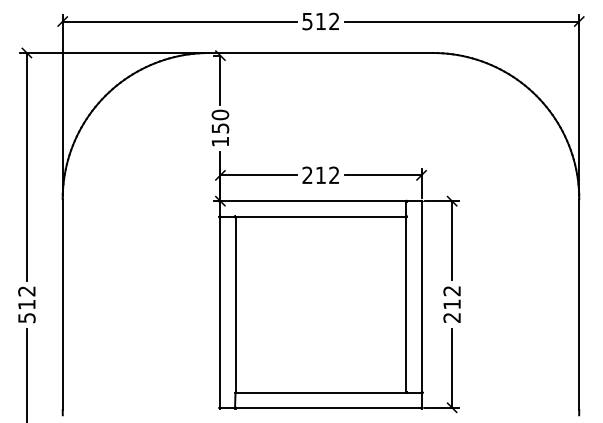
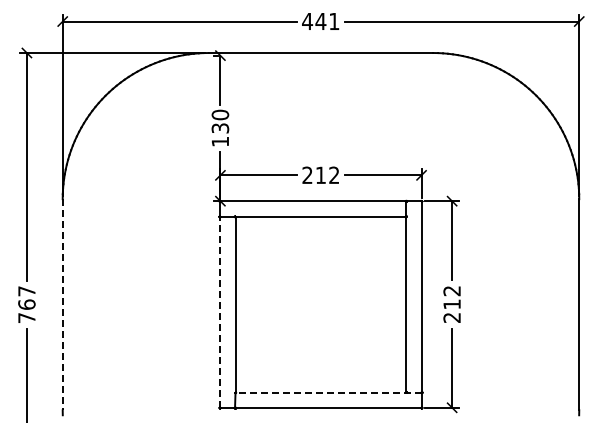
text: 512 -> 441 (320, 21)
text: 150 -> 130 (219, 127)
text: 512 -> 767 (26, 304)
line: solid -> dashed (62, 304)
line: solid -> dashed (219, 312)
line: solid -> dashed (328, 392)
